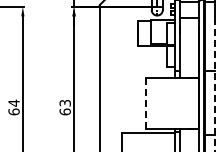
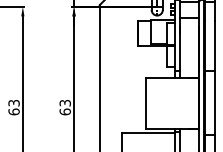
line: dashed -> solid (214, 85)
text: 64 -> 63 (13, 102)
line: dashed -> solid (146, 103)
